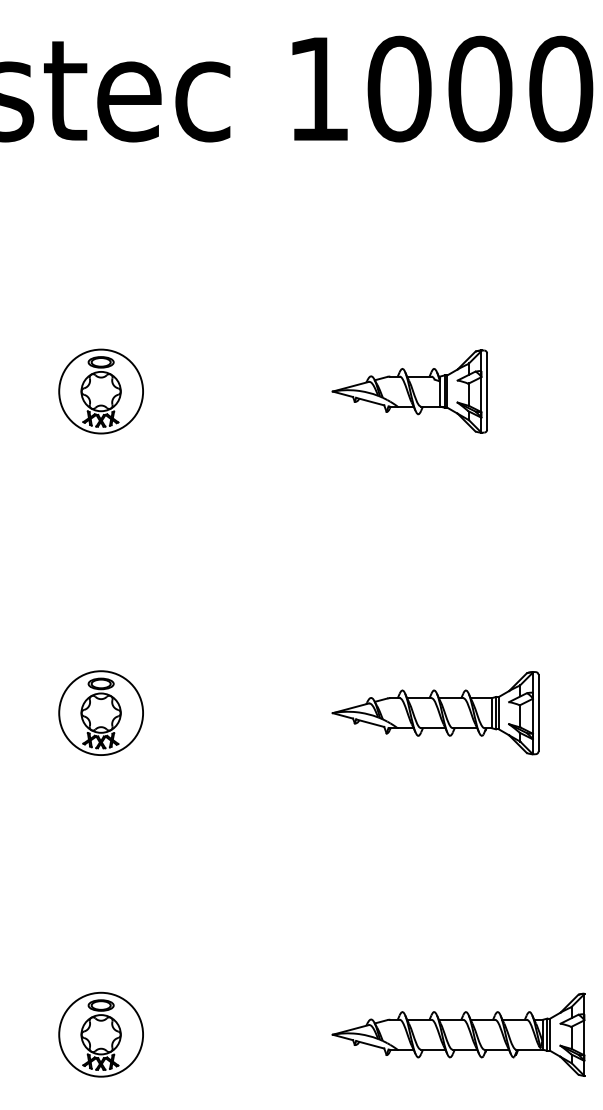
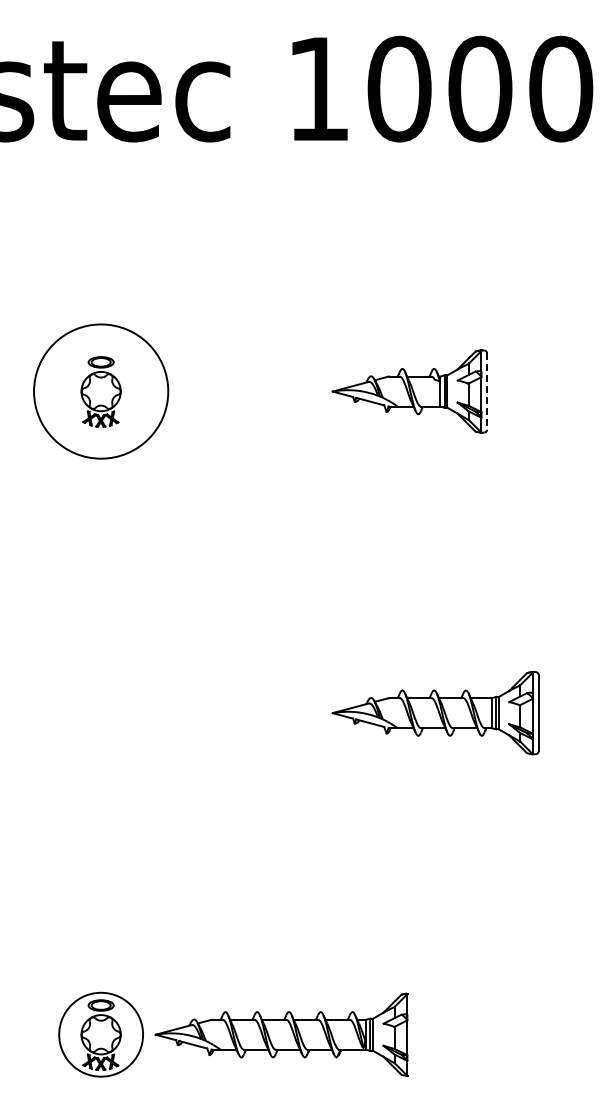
circle diameter: 84 px -> 134 px (101, 391)
line: solid -> dashed (487, 392)
part: present -> none (100, 712)
part position: (458, 1034) -> (281, 1034) (281, 1034)
